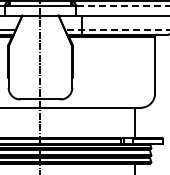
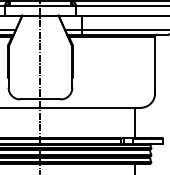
line: dashed -> solid (122, 6)
line: dashed -> solid (116, 29)
